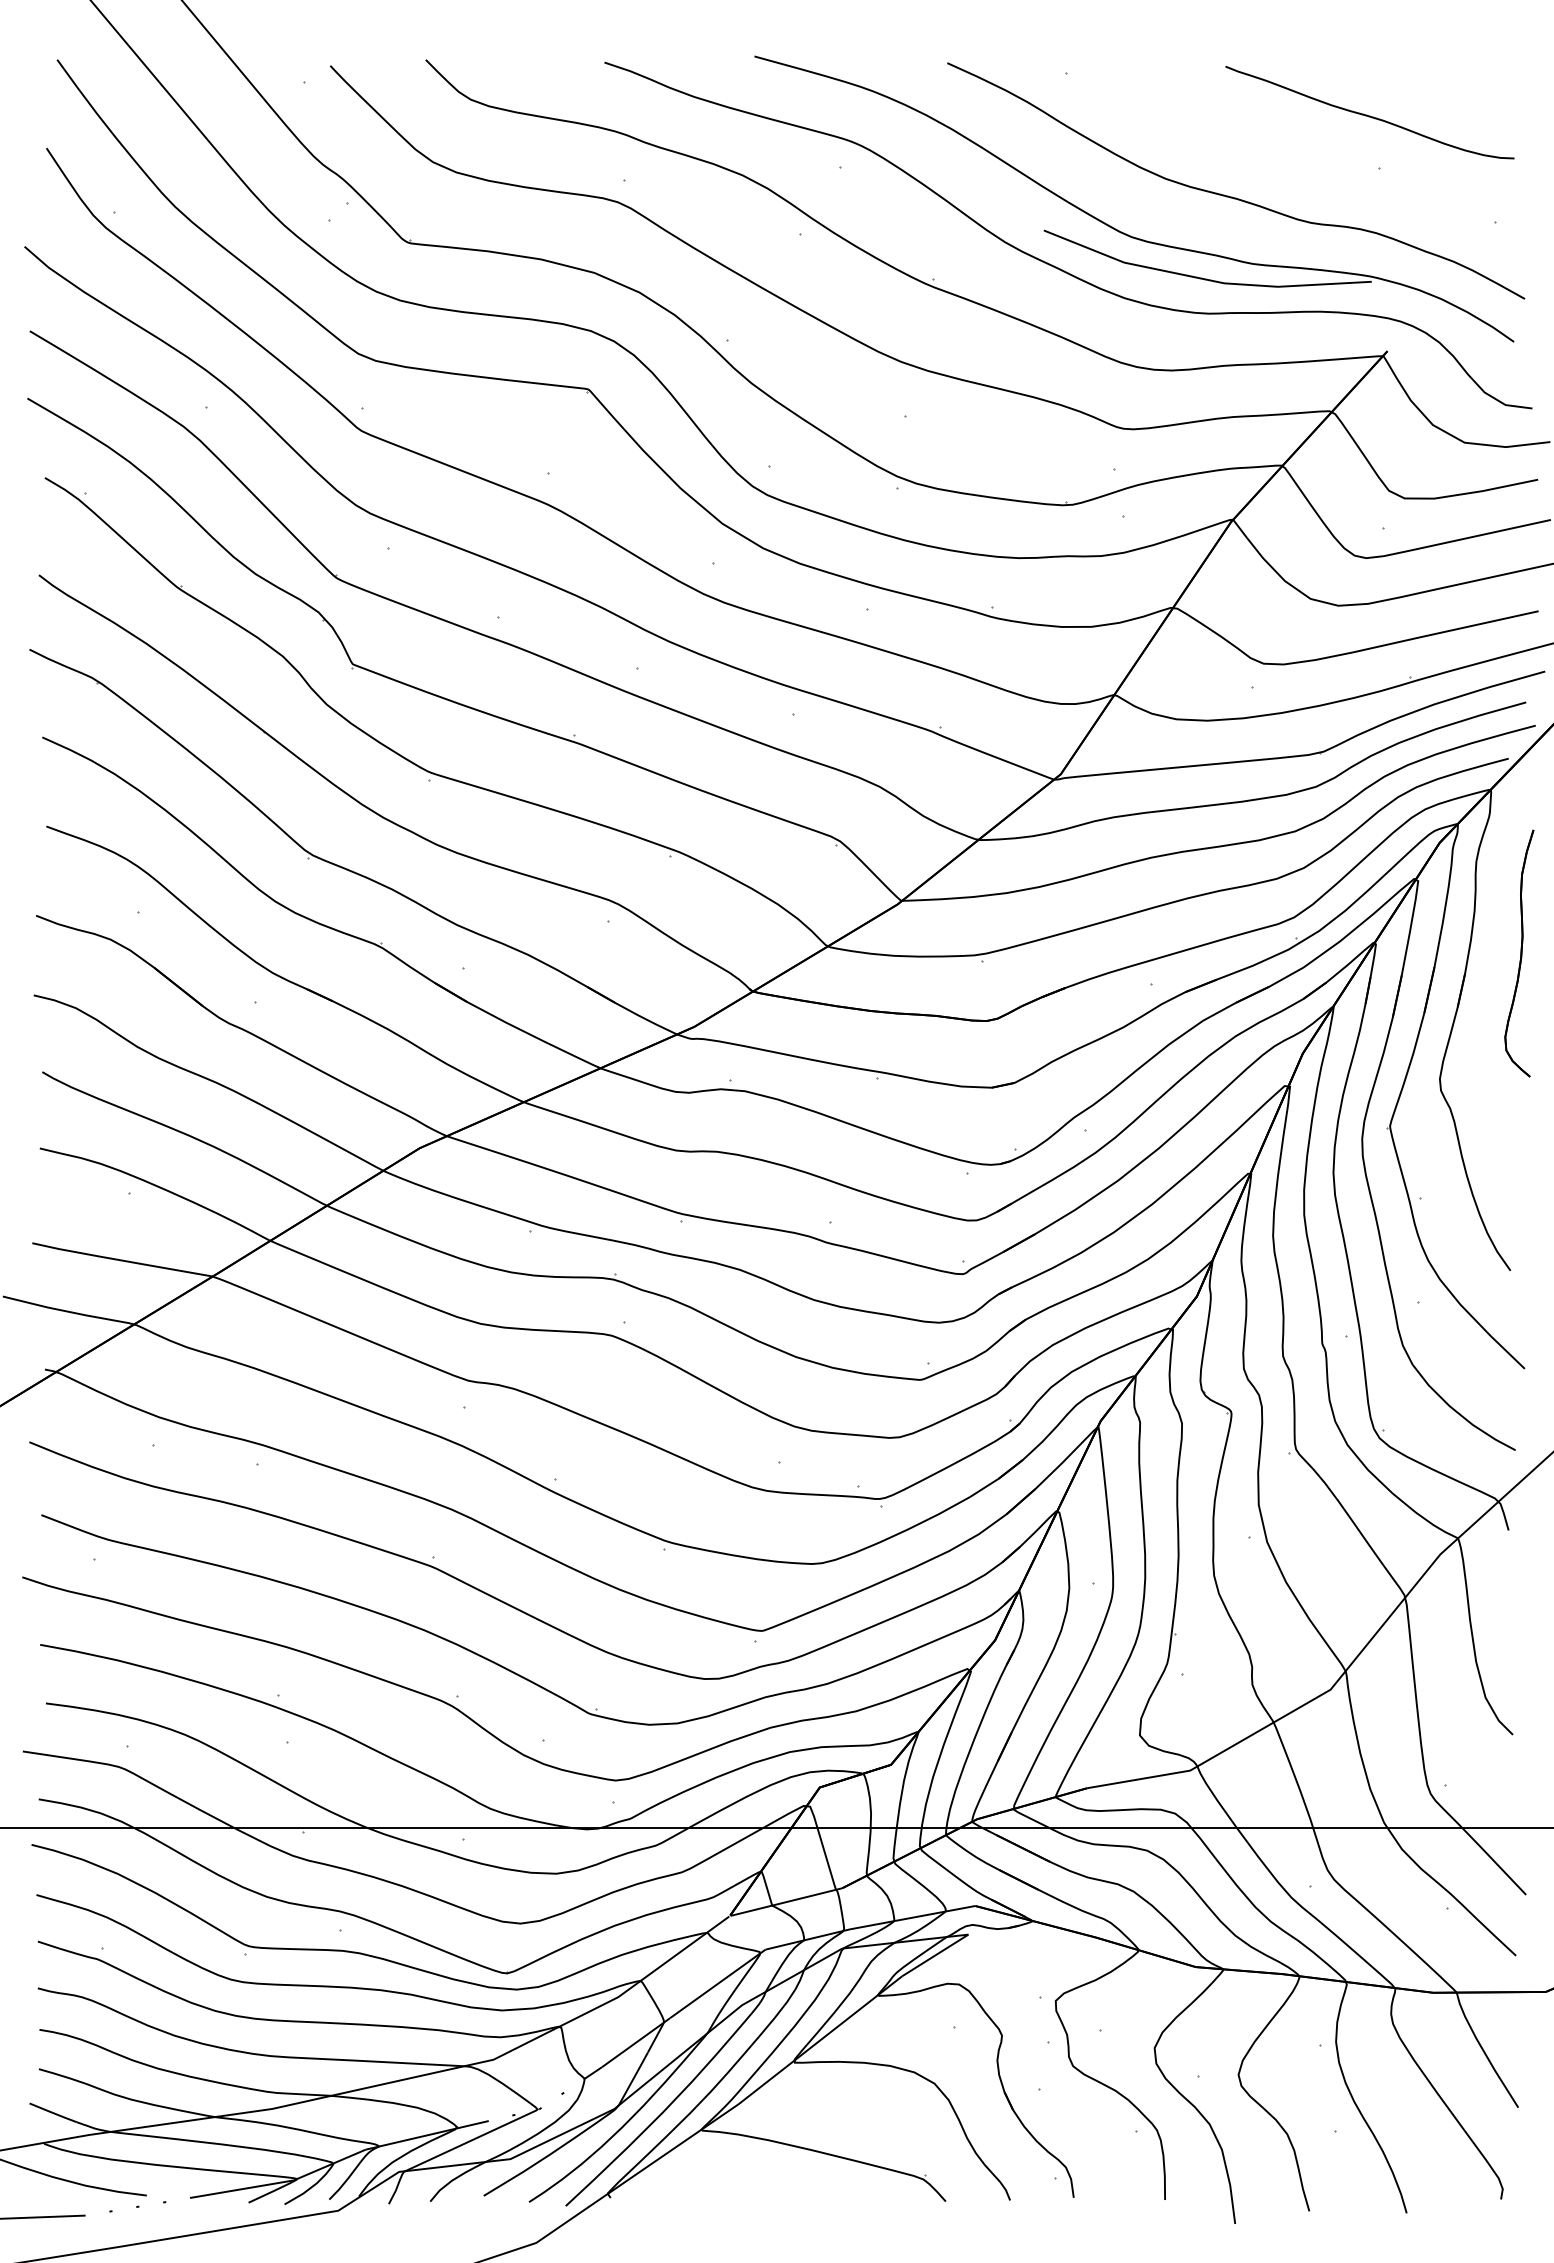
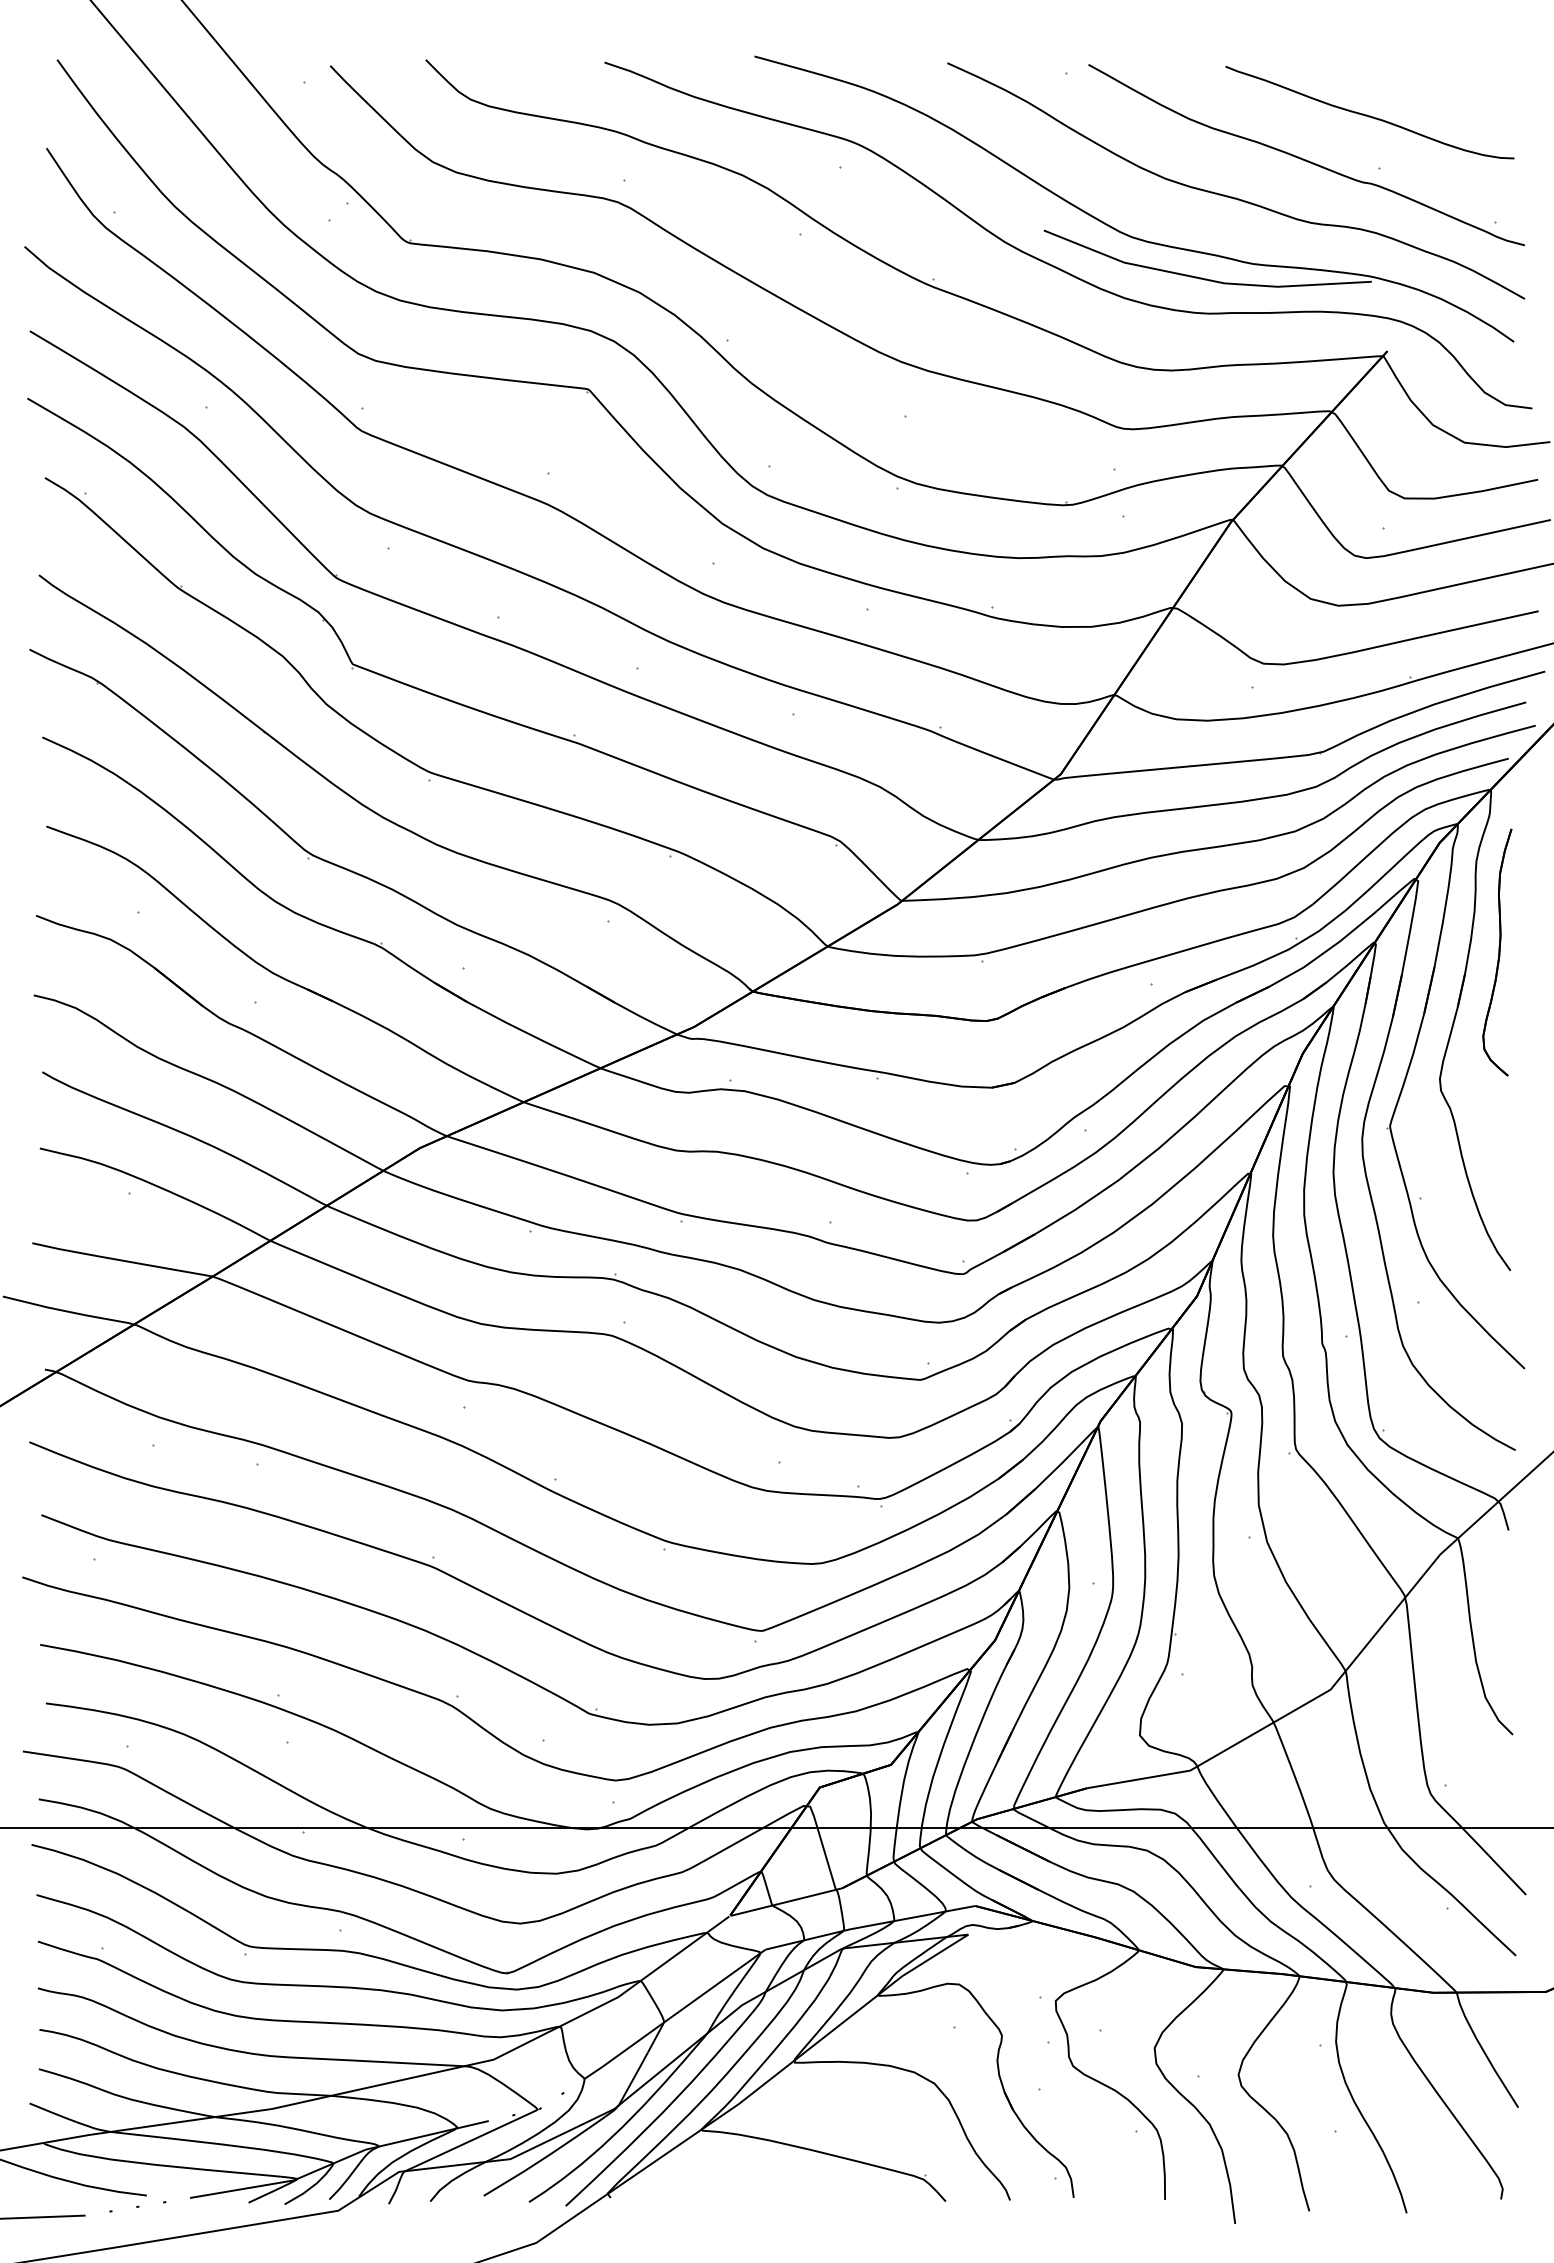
curve: none -> present (1306, 159)
part position: (1519, 953) -> (1497, 952) (1497, 952)
